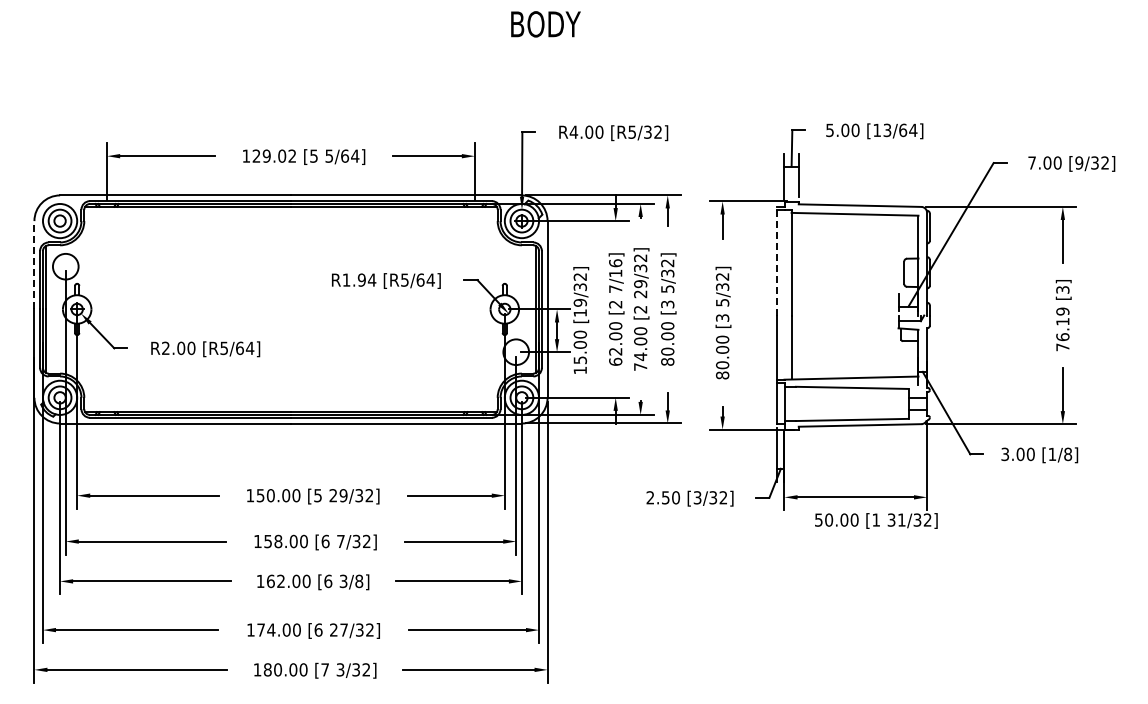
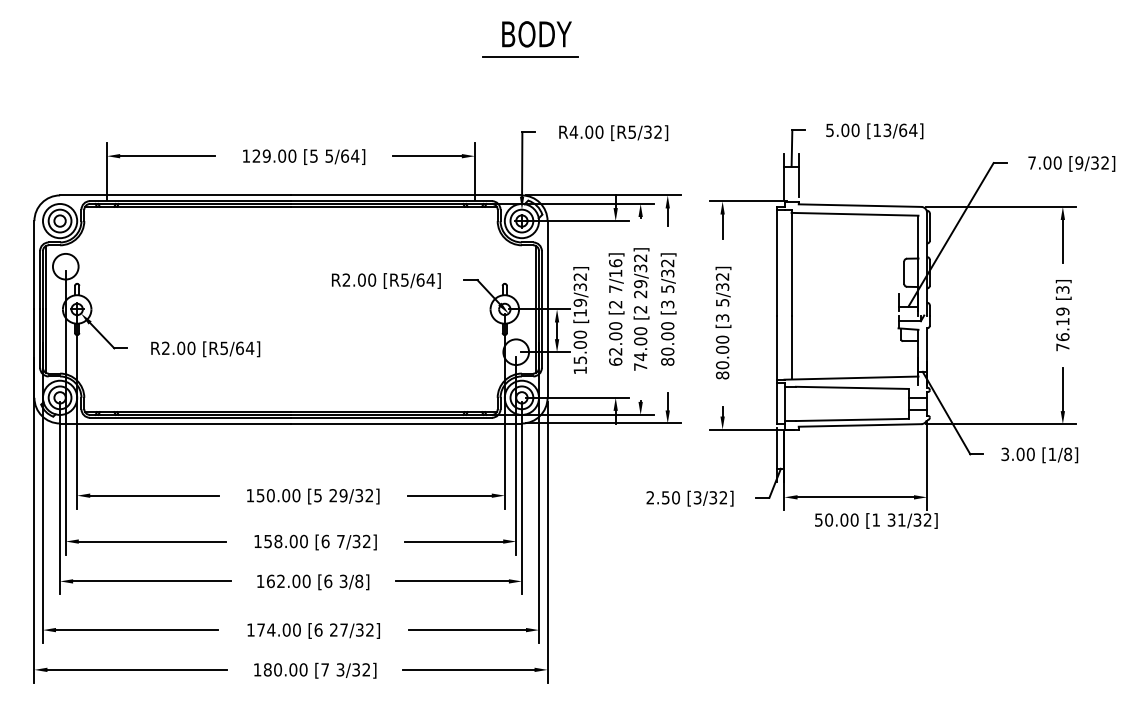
text position: (545, 24) -> (536, 34) (536, 34)
line: none -> present (530, 57)
text: 129.02 -> 129.00 (292, 155)
line: dashed -> solid (777, 260)
line: dashed -> solid (34, 264)
text: R1.94 -> R2.00 (359, 279)
